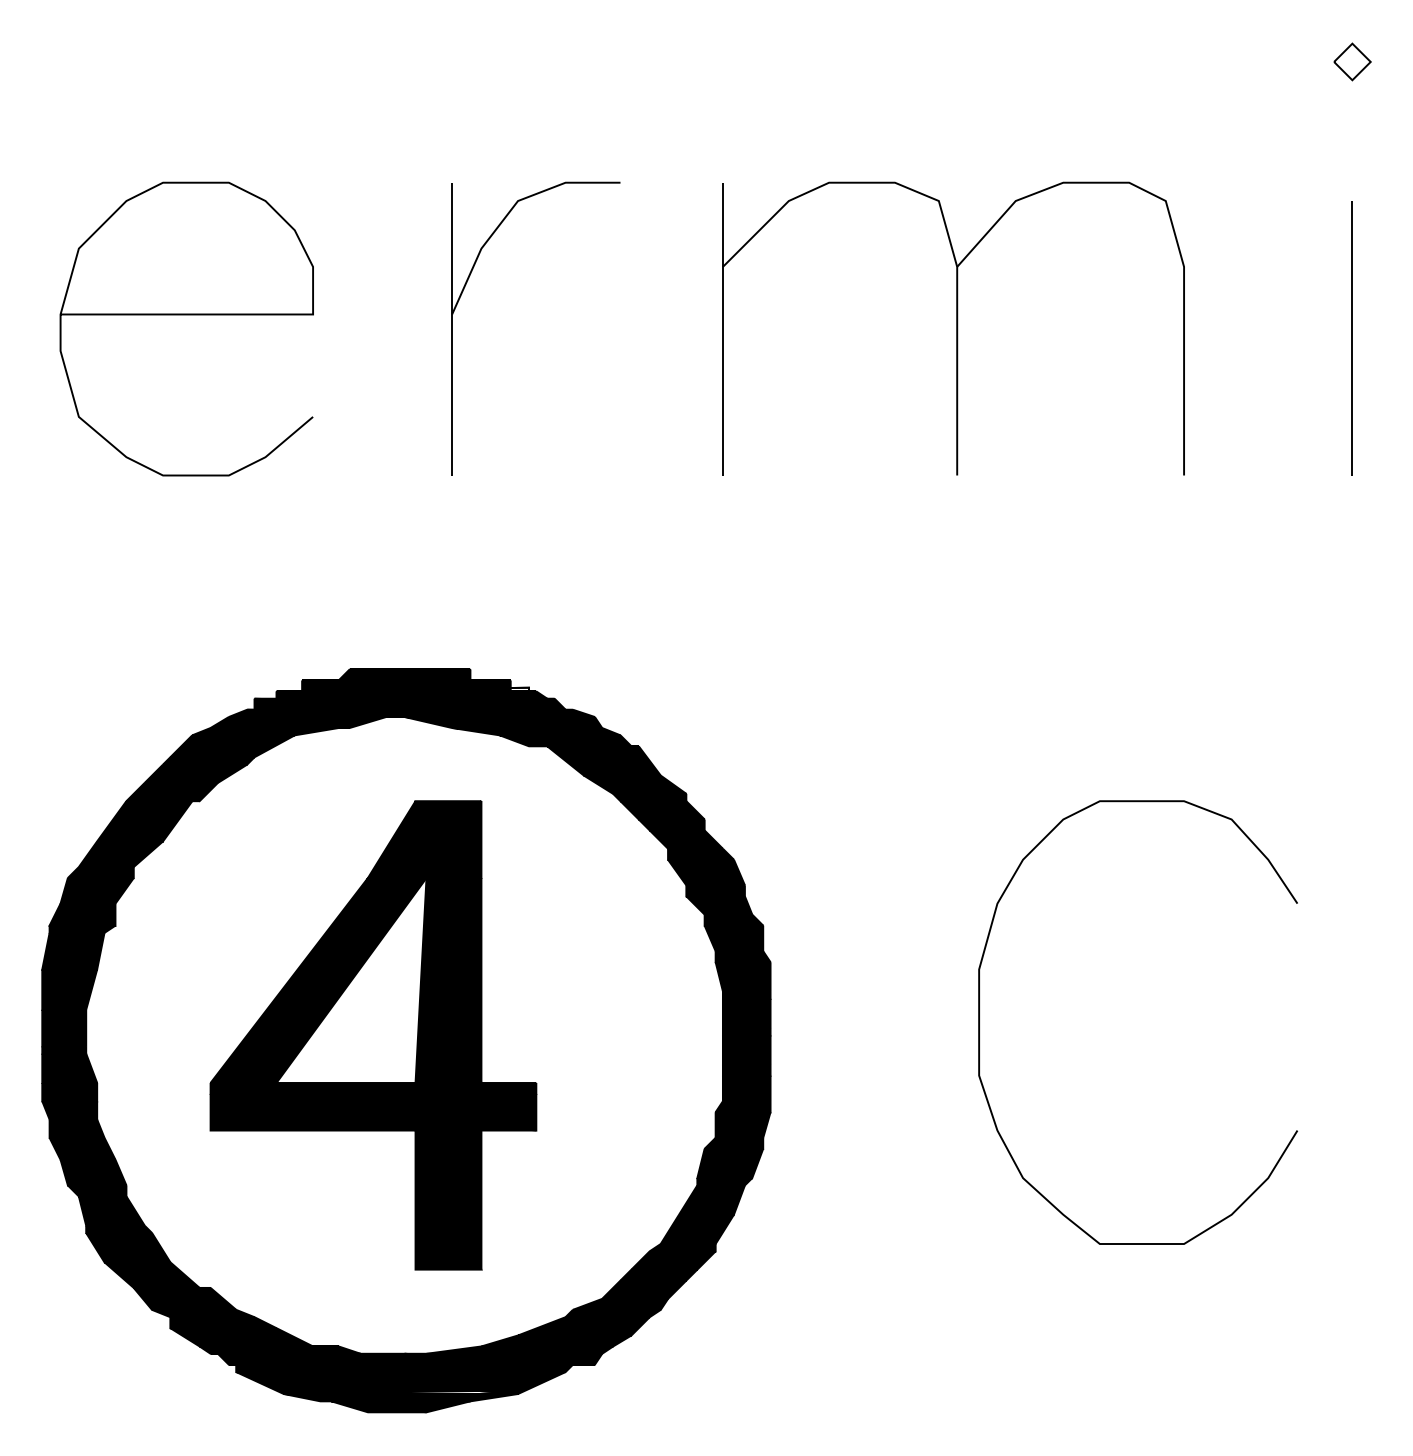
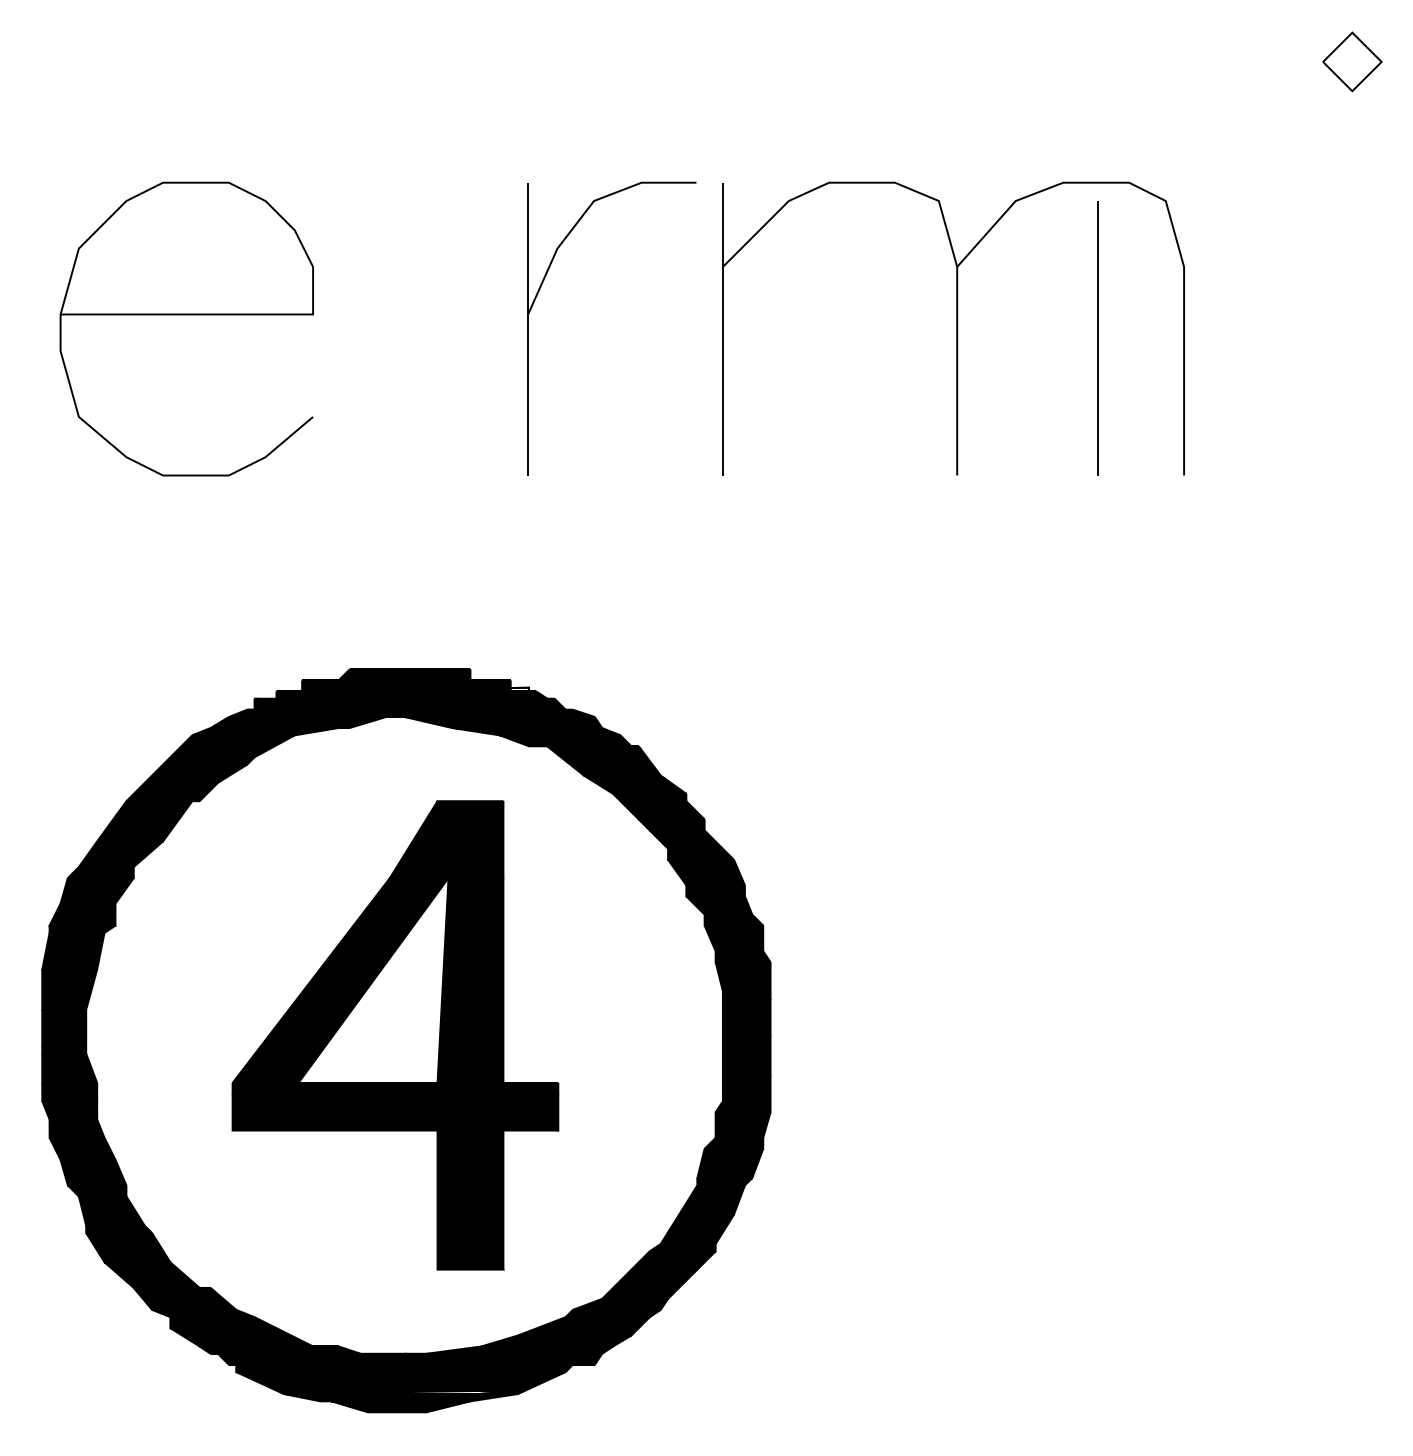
part size: 39x40 px -> 61x62 px (1352, 61)
part position: (461, 296) -> (537, 296) (537, 296)
line position: (1351, 338) -> (1097, 338) (1097, 338)
curve: present -> none (979, 1022)
part position: (373, 1035) -> (395, 1035) (395, 1035)
